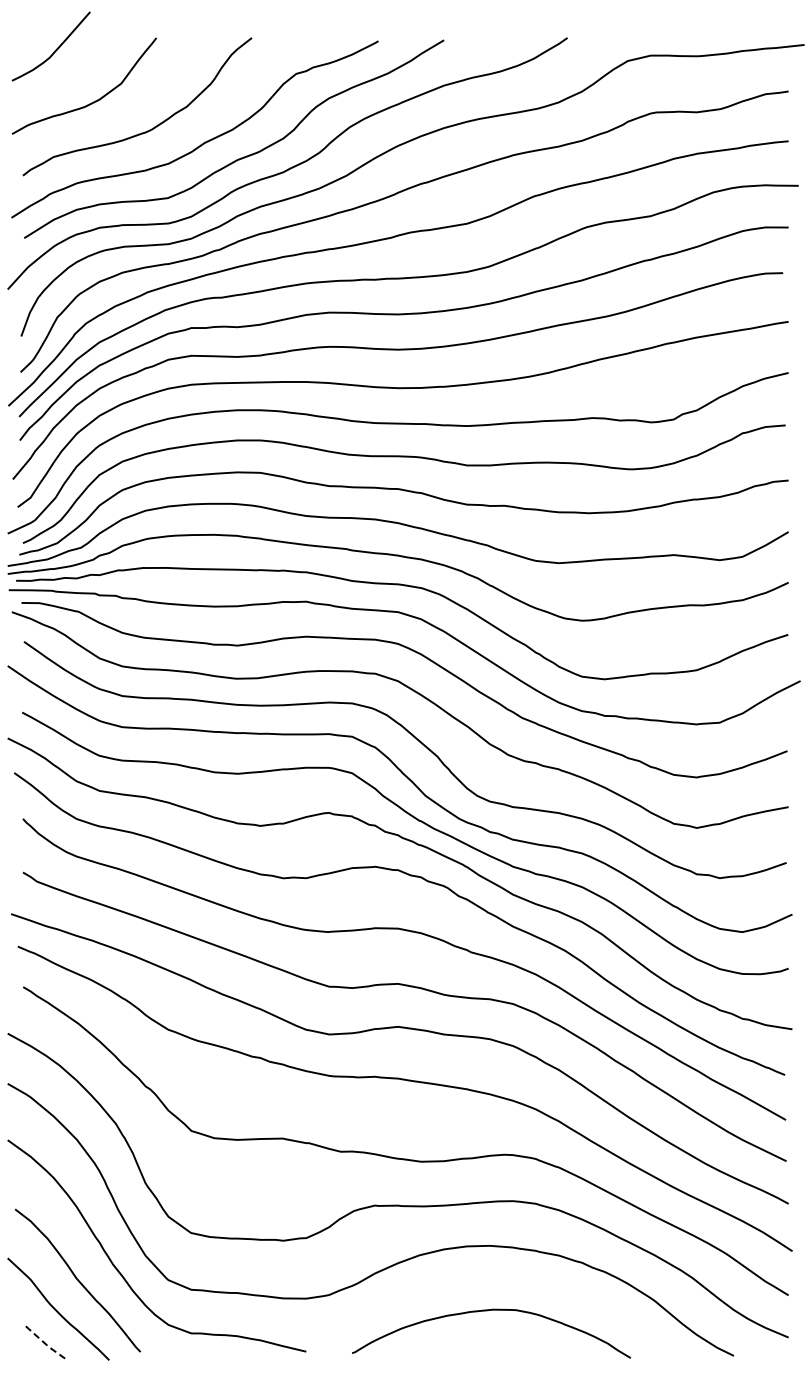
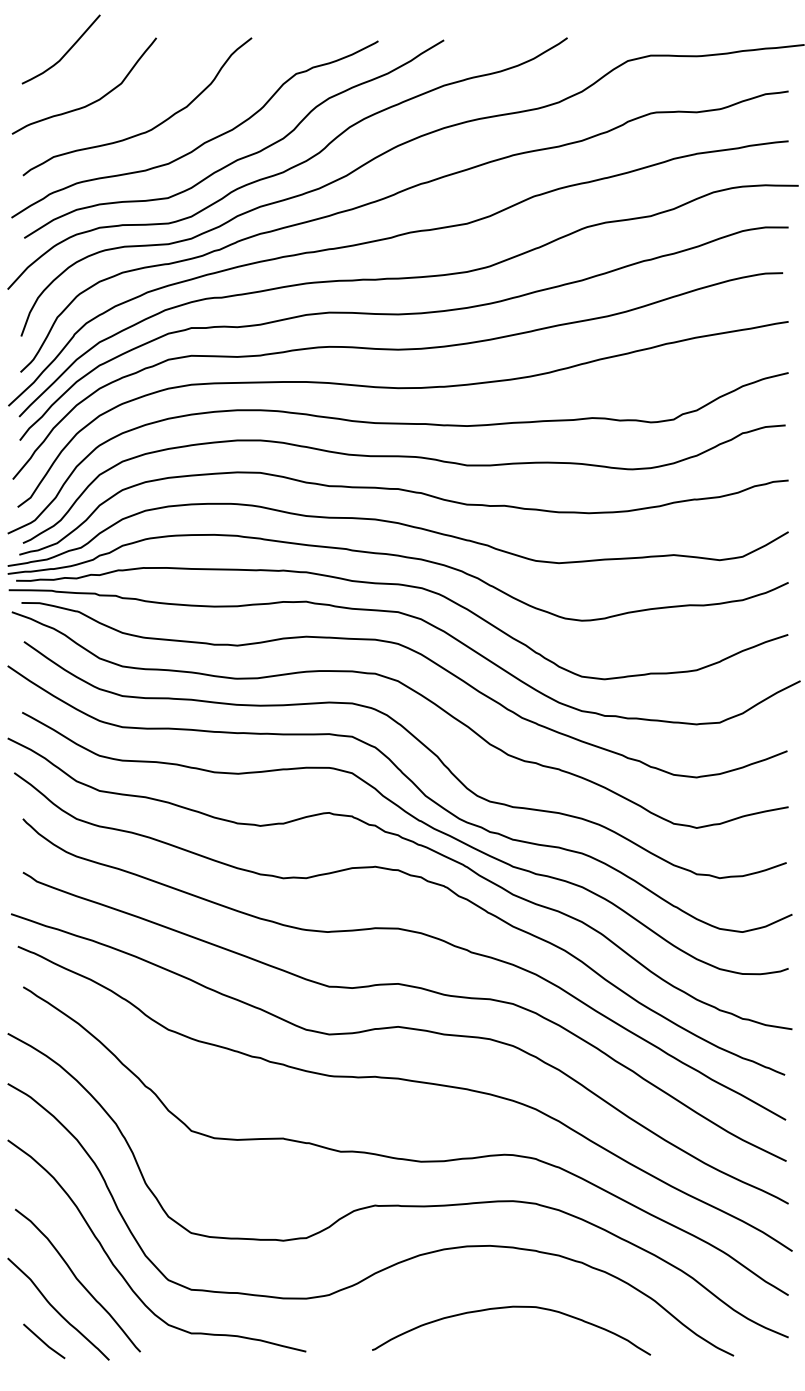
curve position: (54, 50) -> (64, 53) (64, 53)
curve position: (487, 1311) -> (507, 1308) (507, 1308)
line: dashed -> solid (43, 1342)
